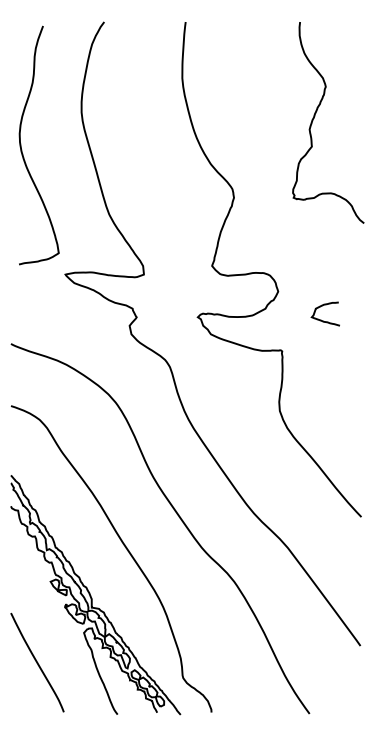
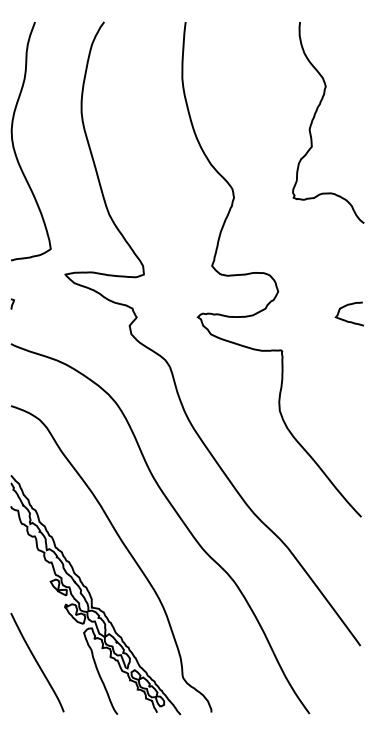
curve position: (22, 149) -> (14, 145) (14, 145)
curve: none -> present (12, 303)
curve position: (321, 319) -> (345, 319) (345, 319)
